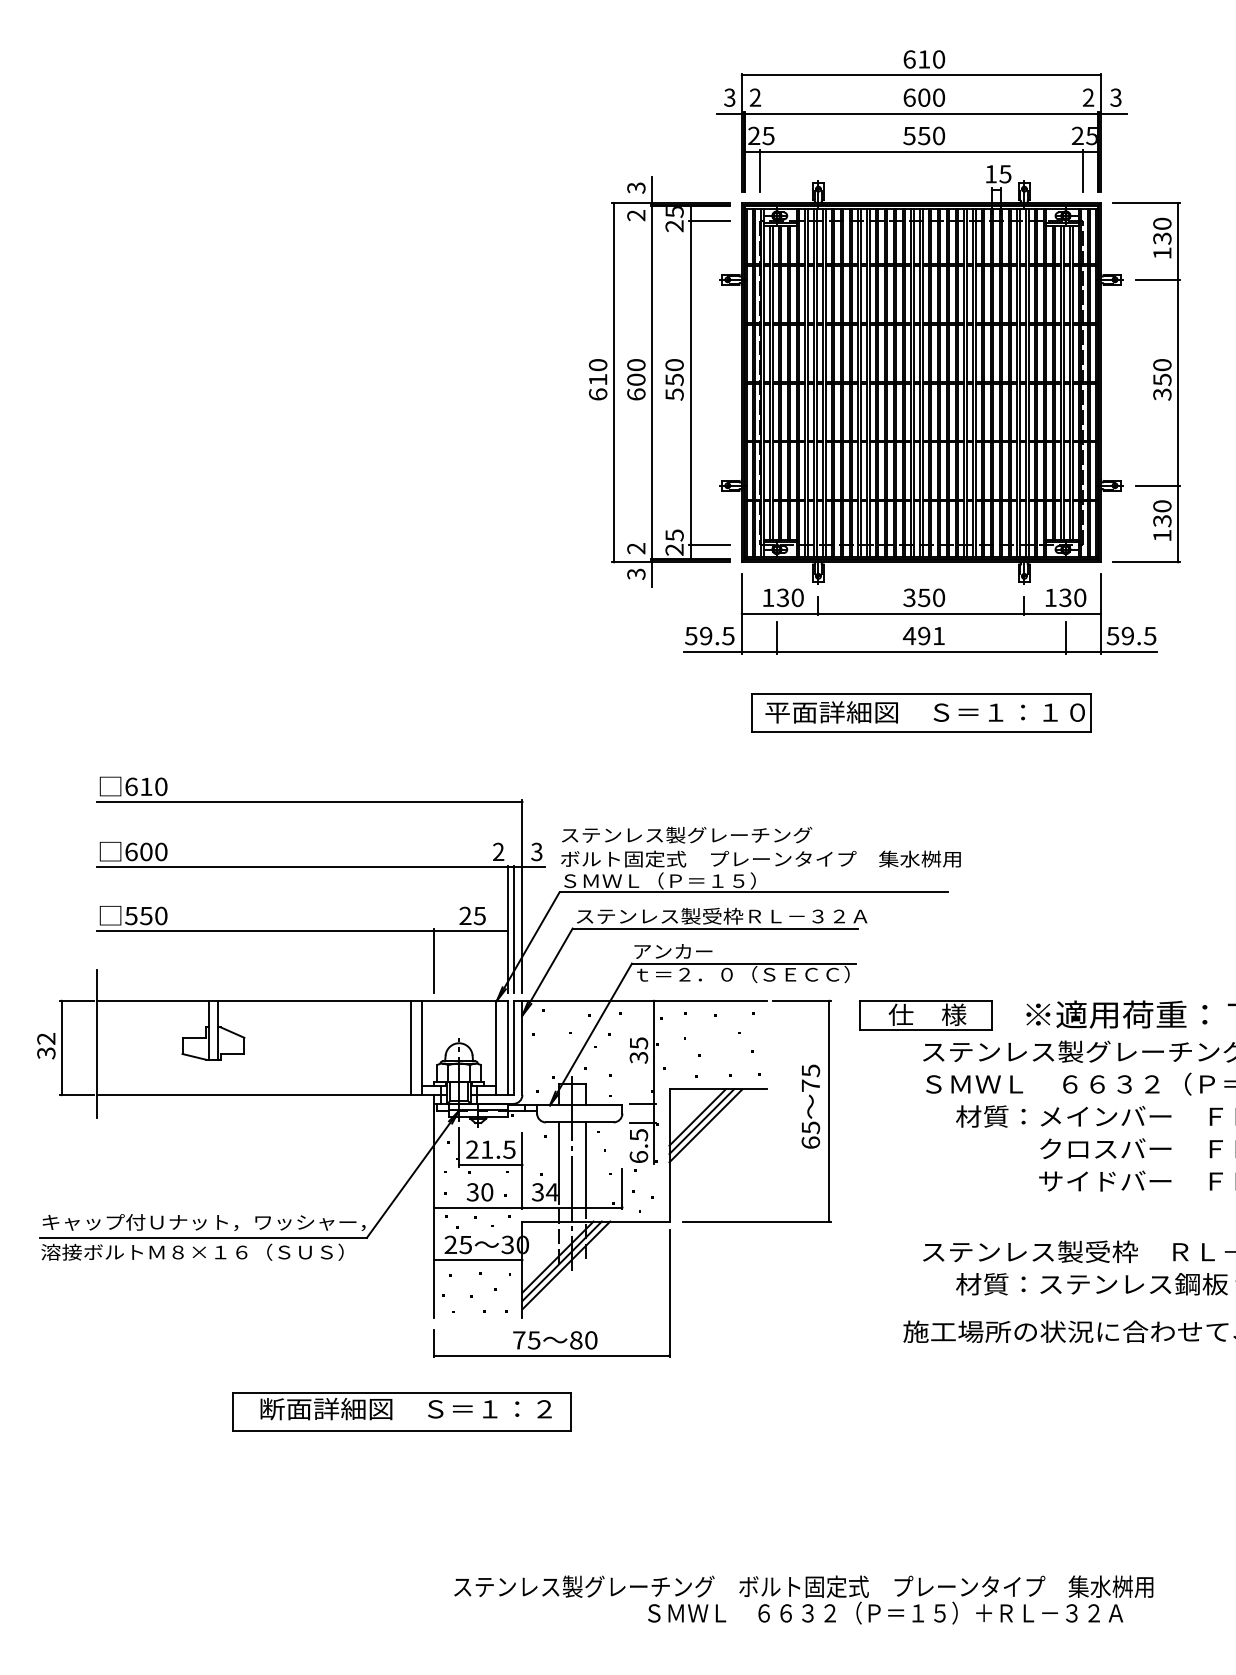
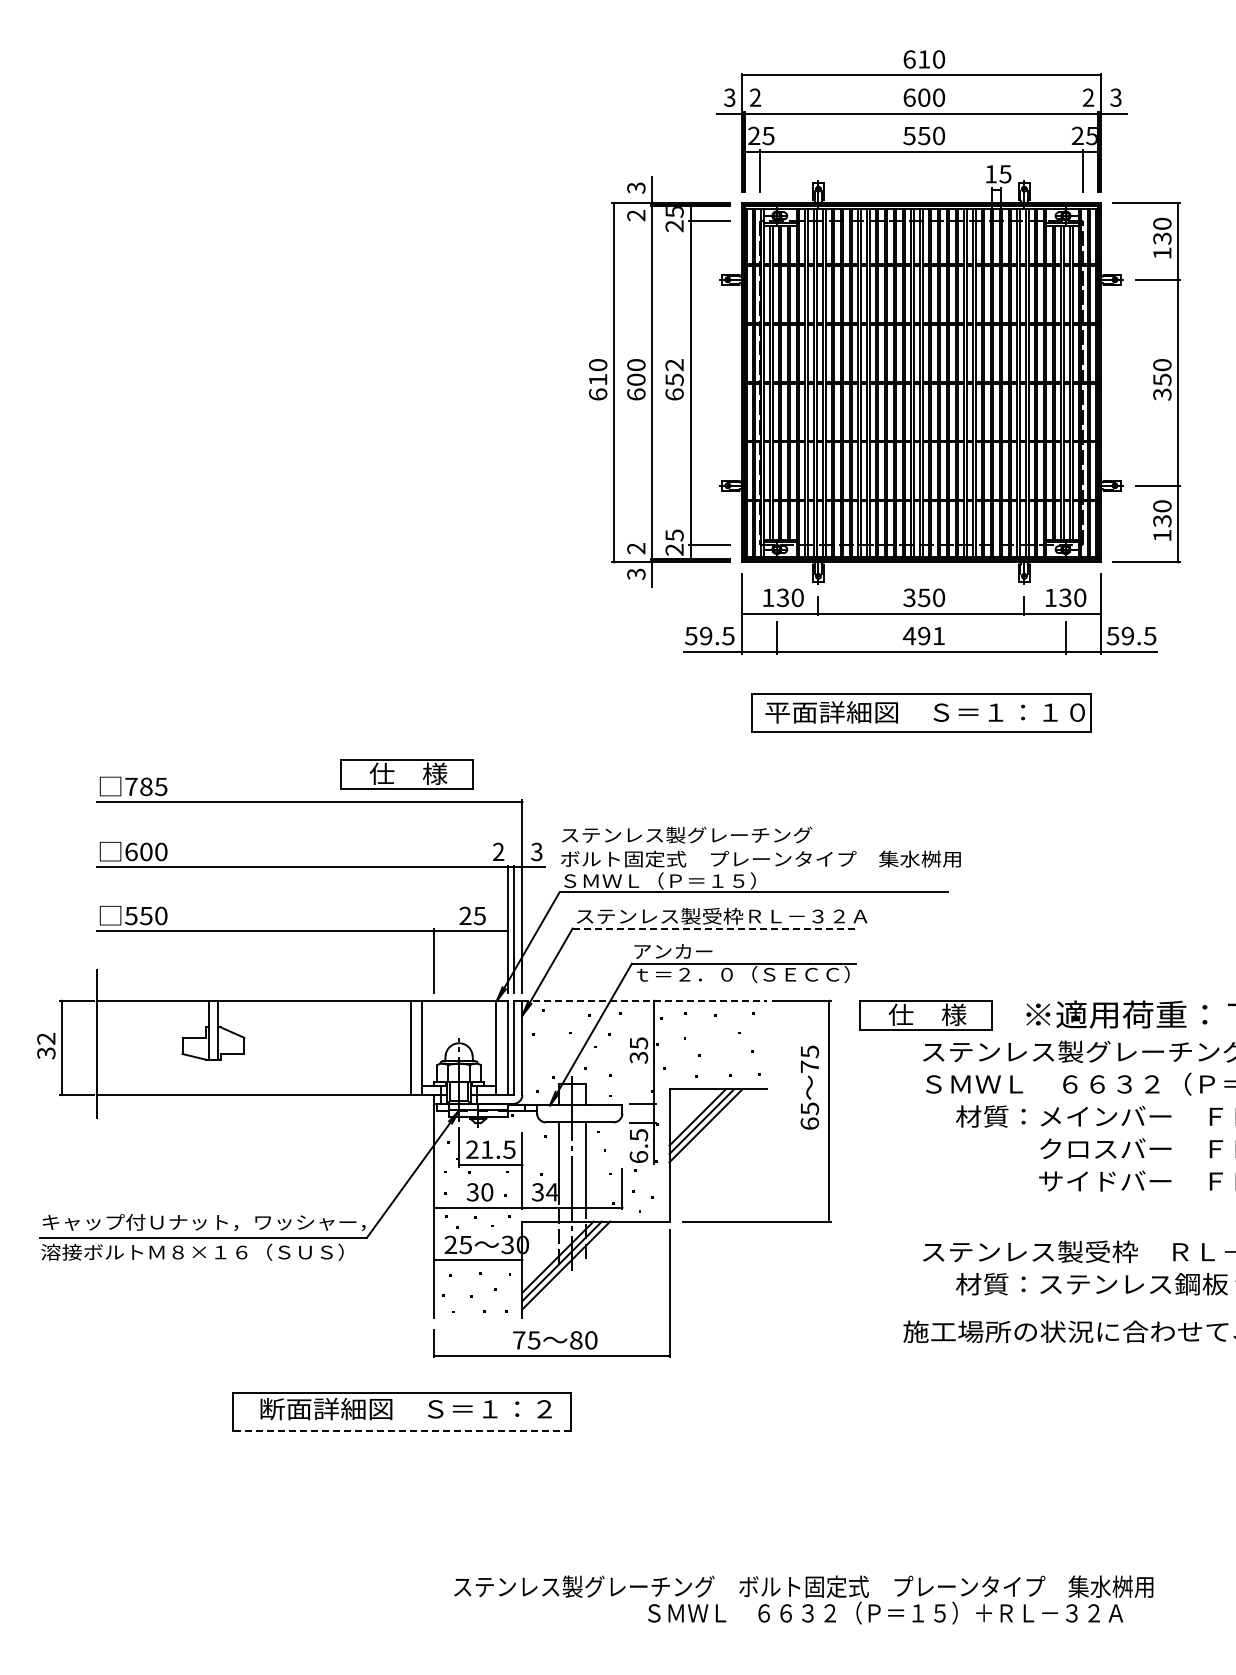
text: 550 -> 652 (674, 379)
part: none -> present (406, 774)
text: 610 -> 785 (146, 786)
line: solid -> dashed (715, 928)
line: solid -> dashed (644, 1000)
text position: (810, 1106) -> (809, 1087) (809, 1087)
line: solid -> dashed (401, 1431)
